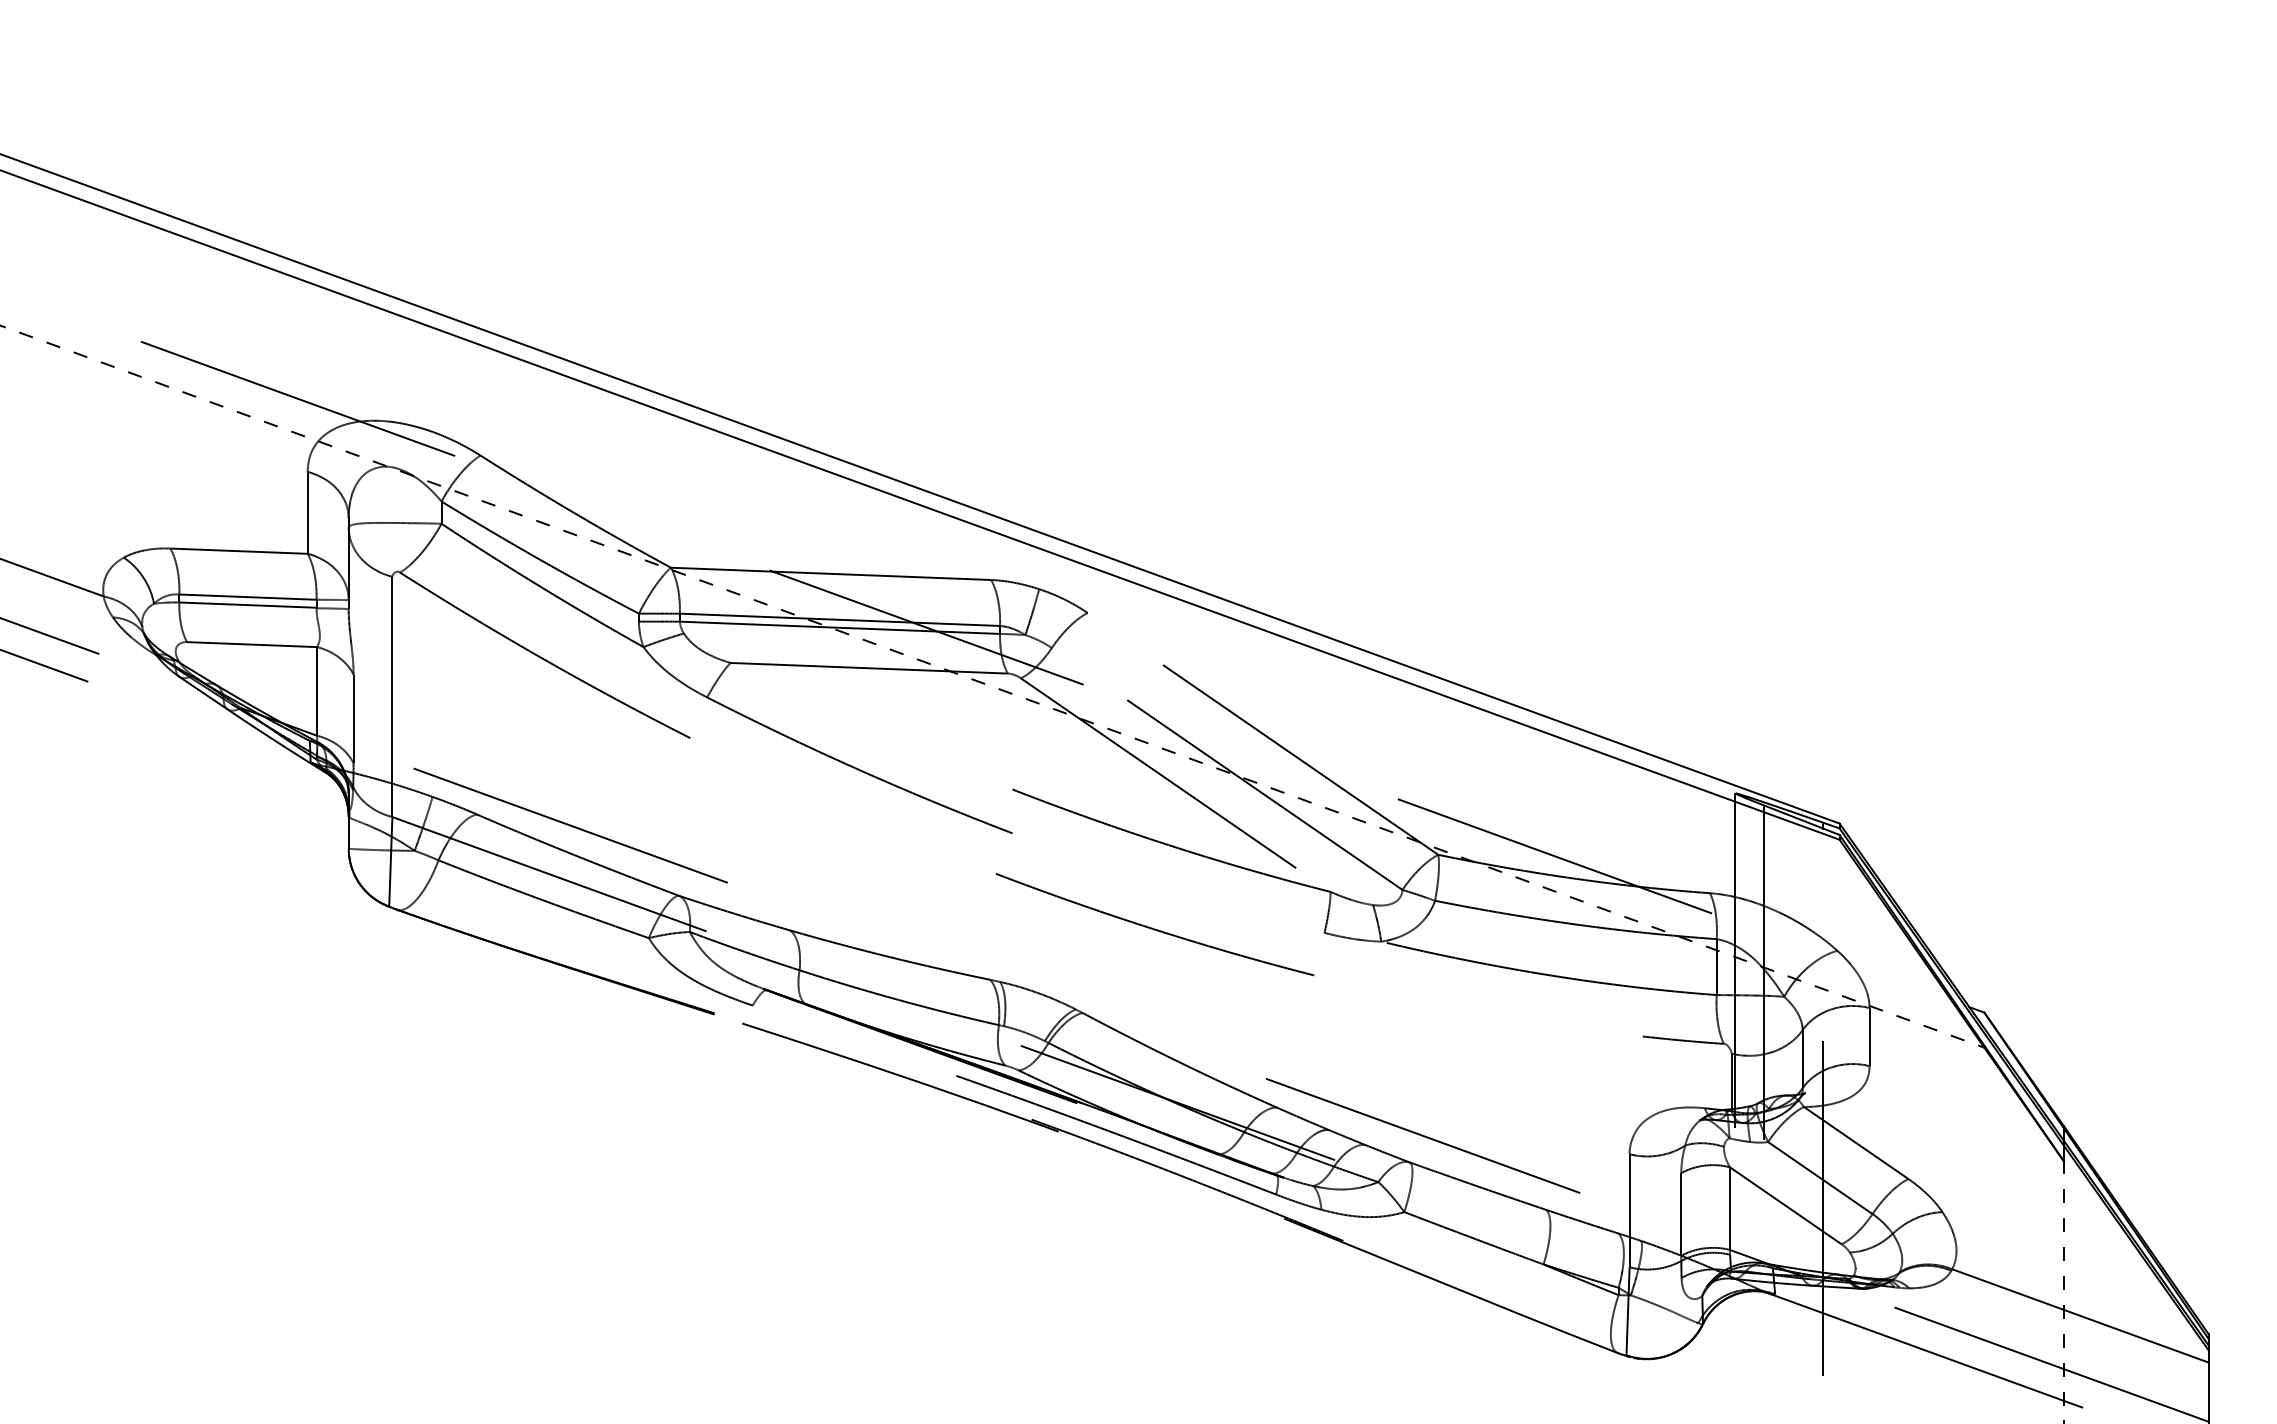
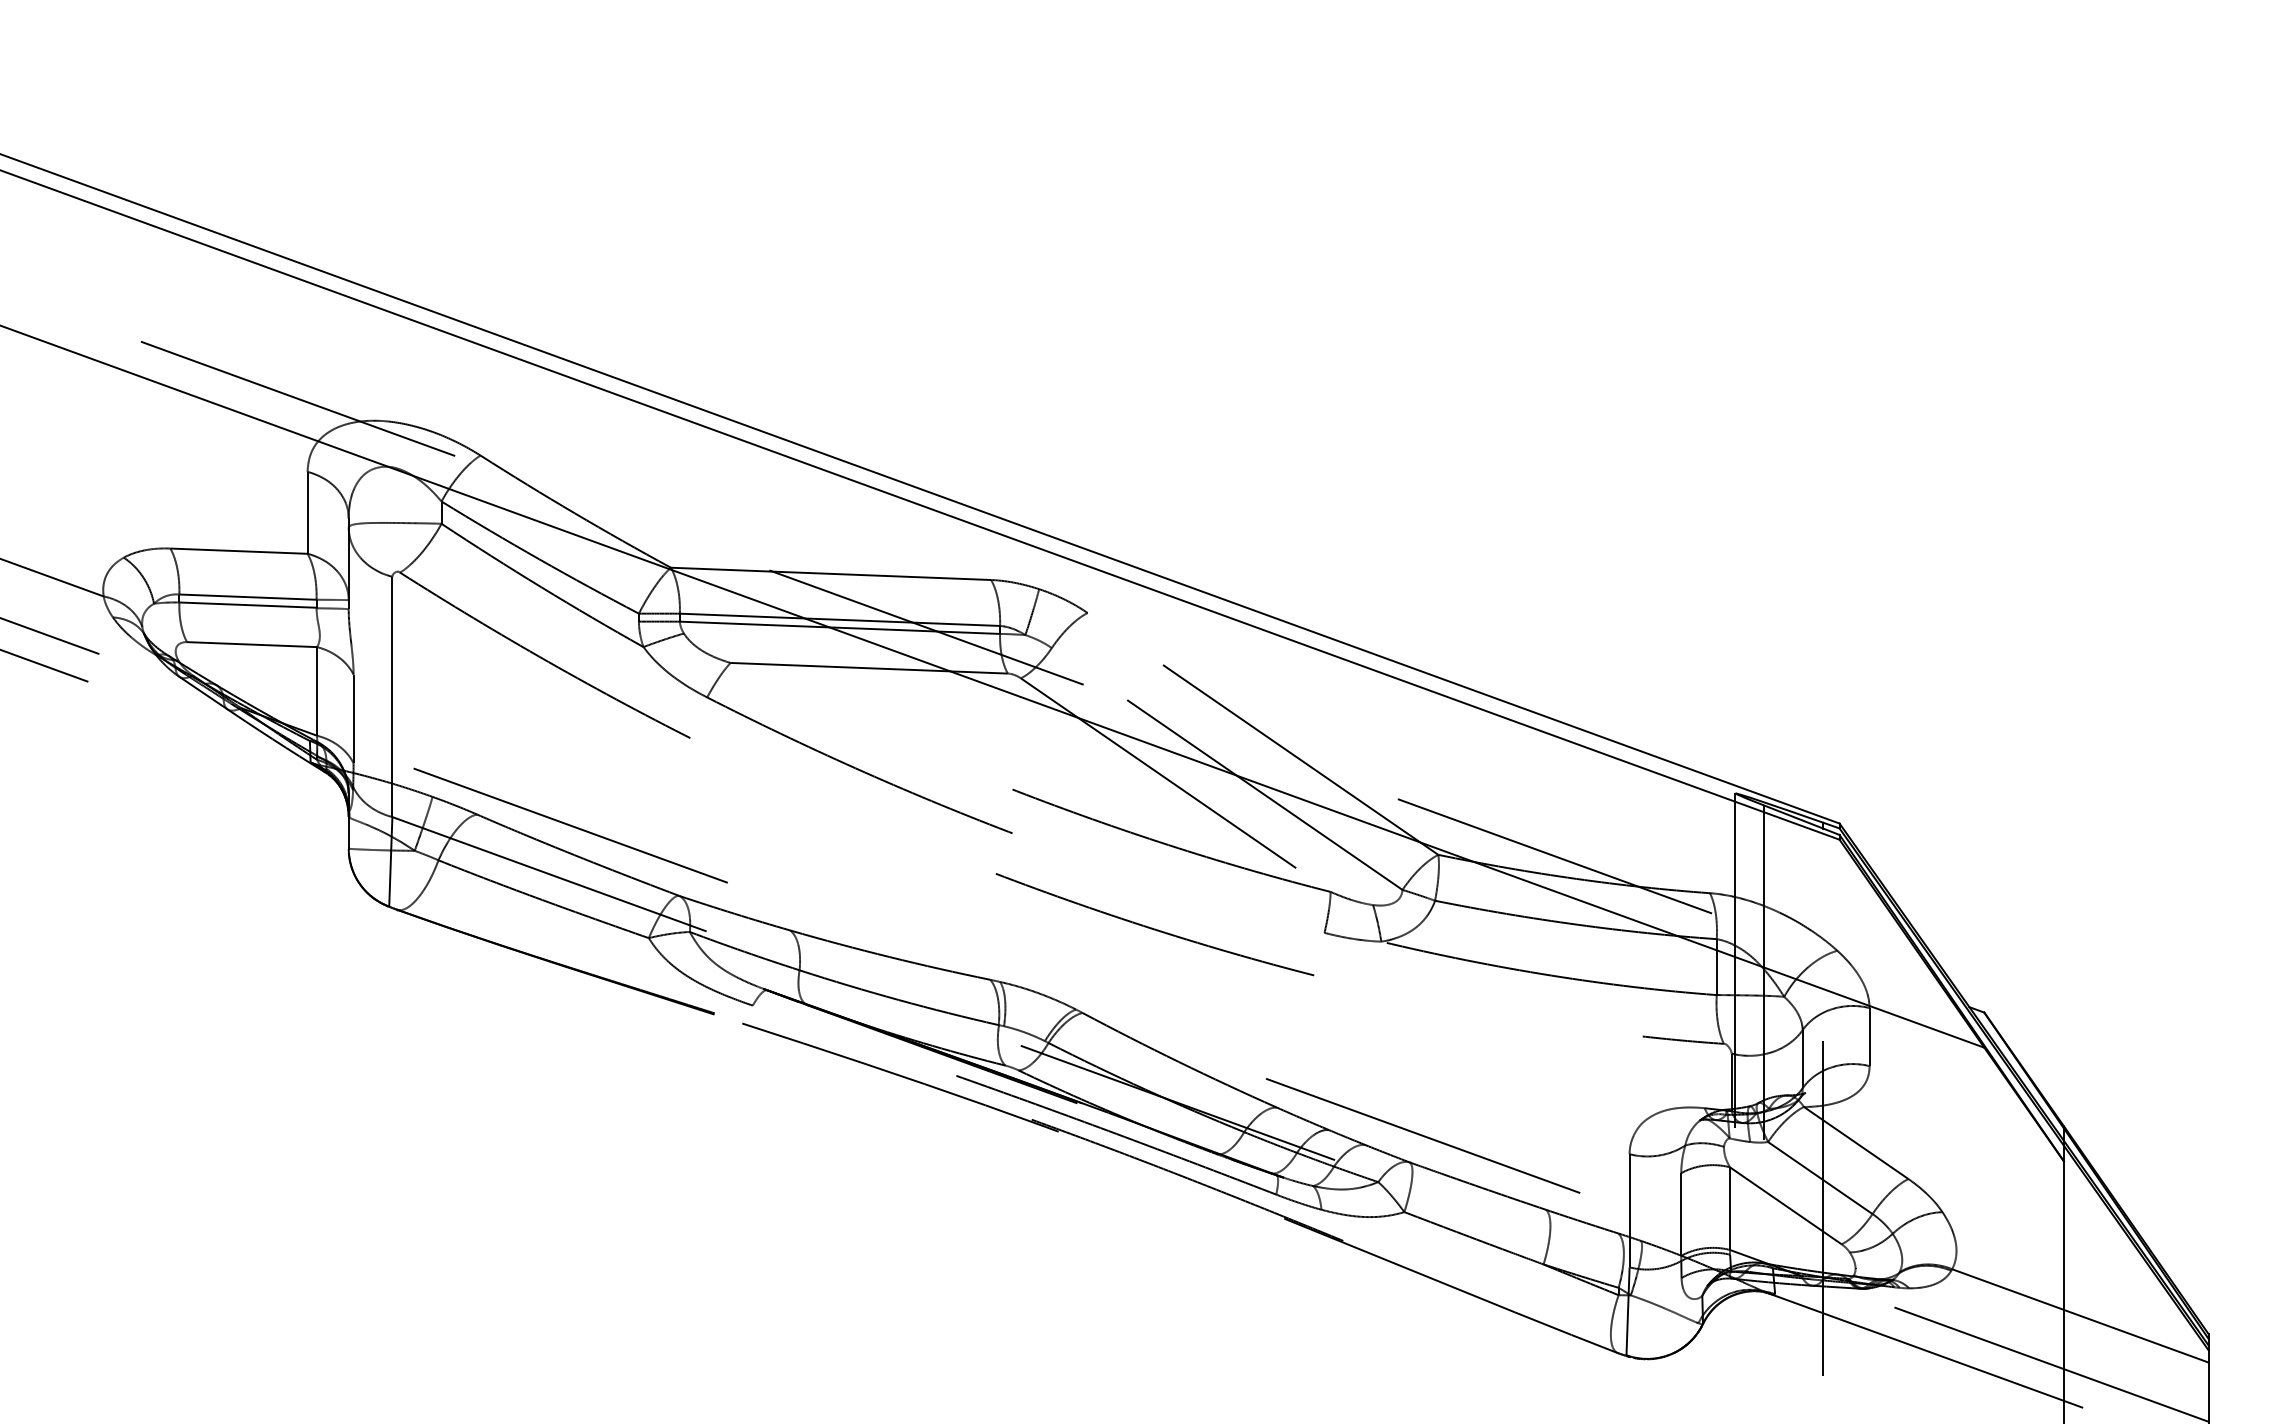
line: dashed -> solid (993, 686)
line: dashed -> solid (2063, 1292)
